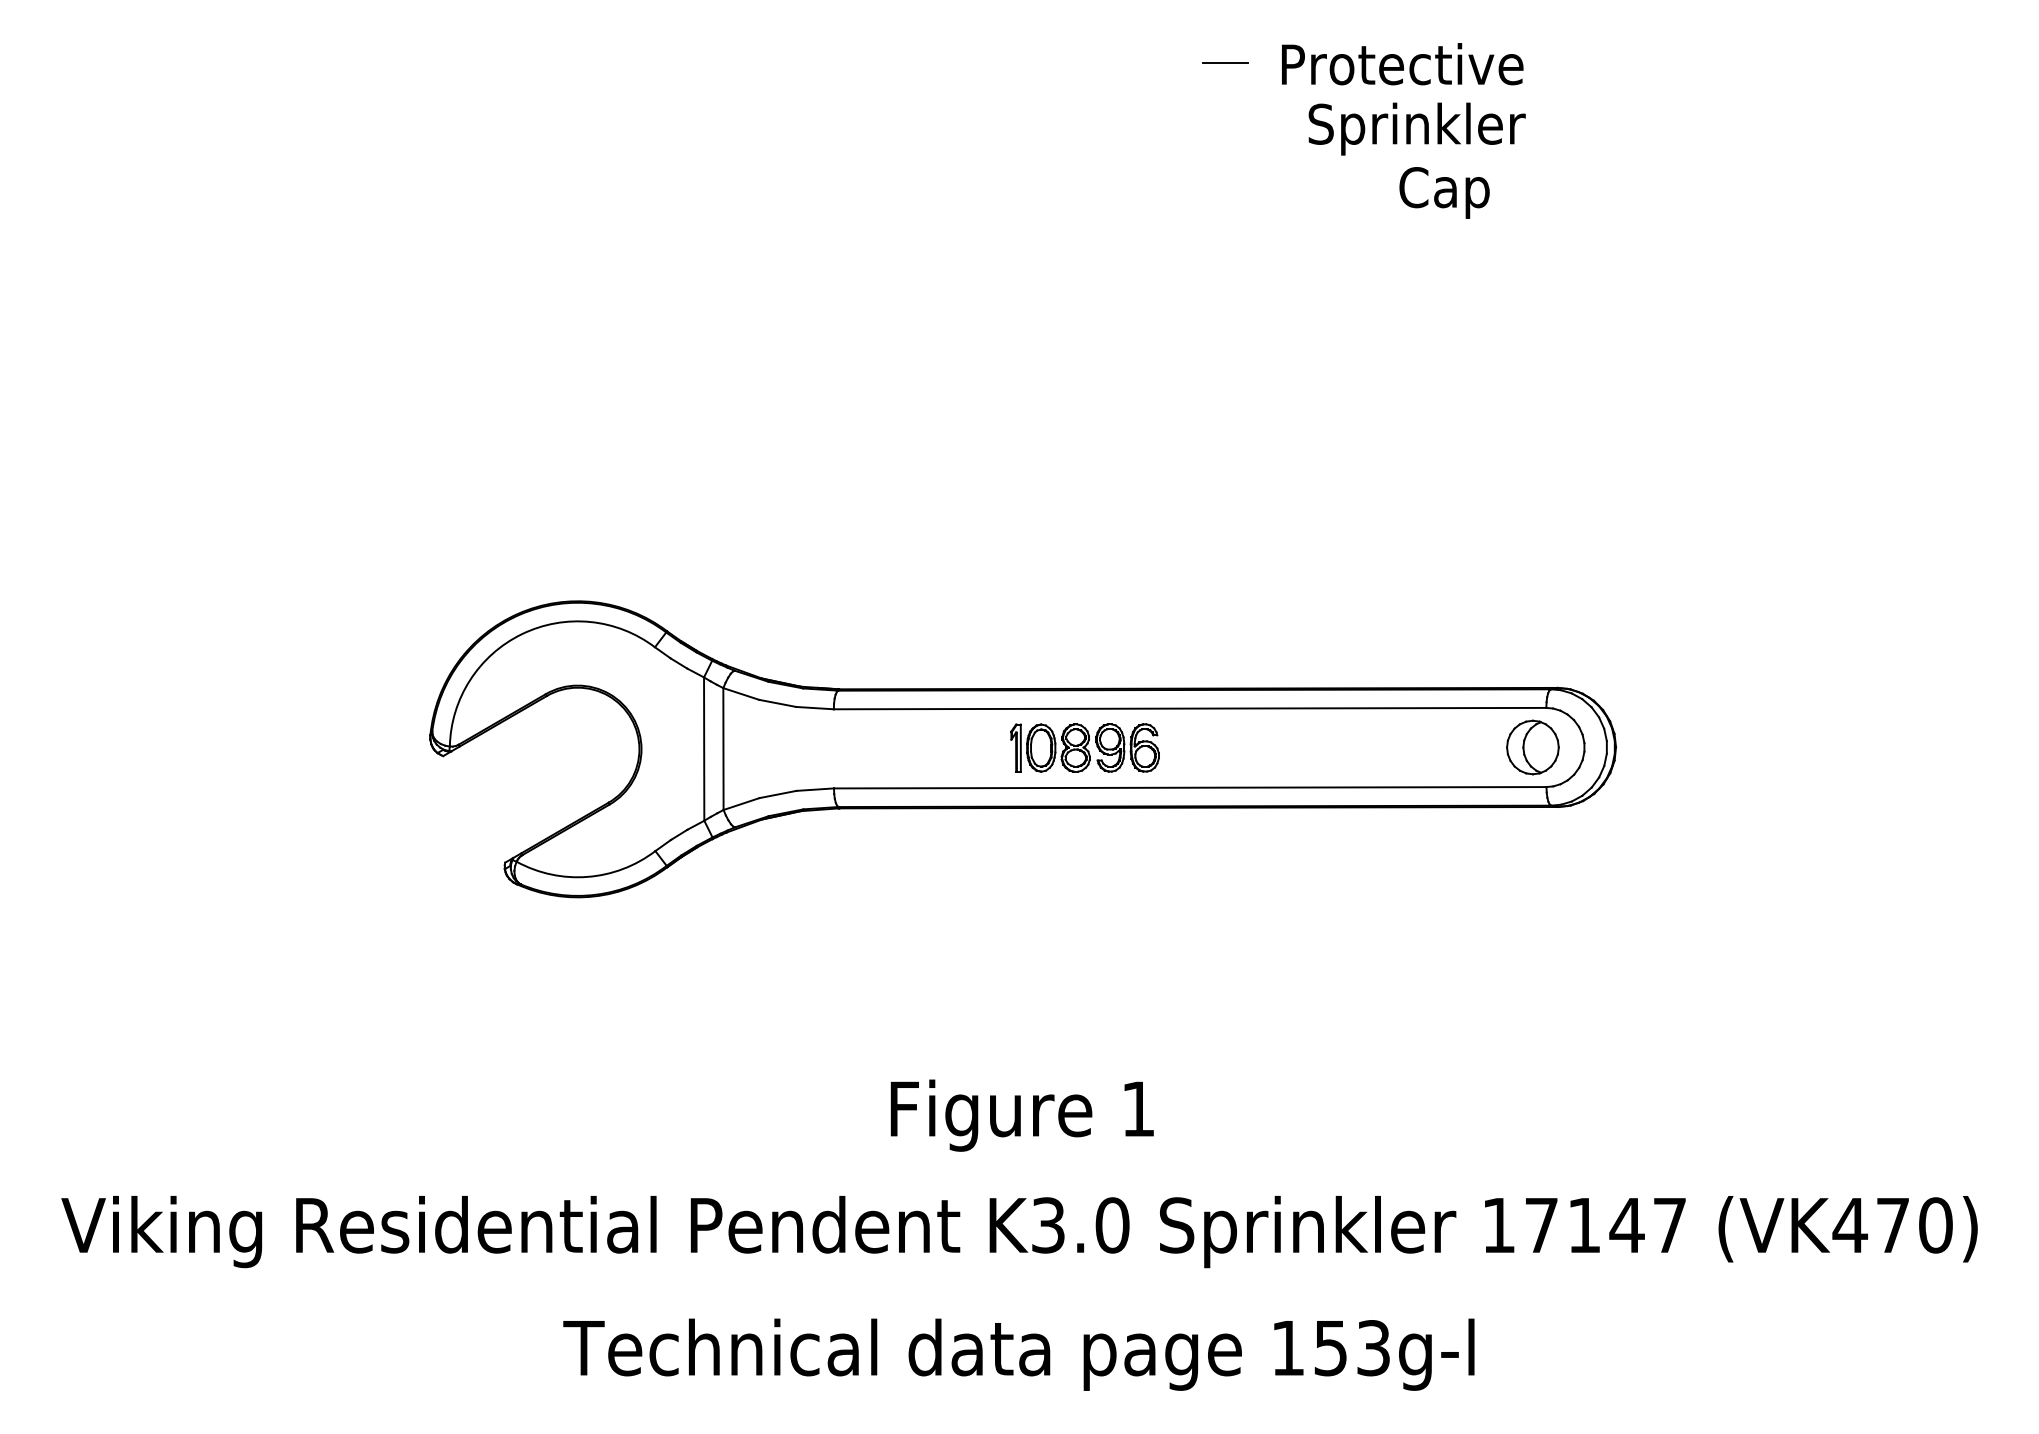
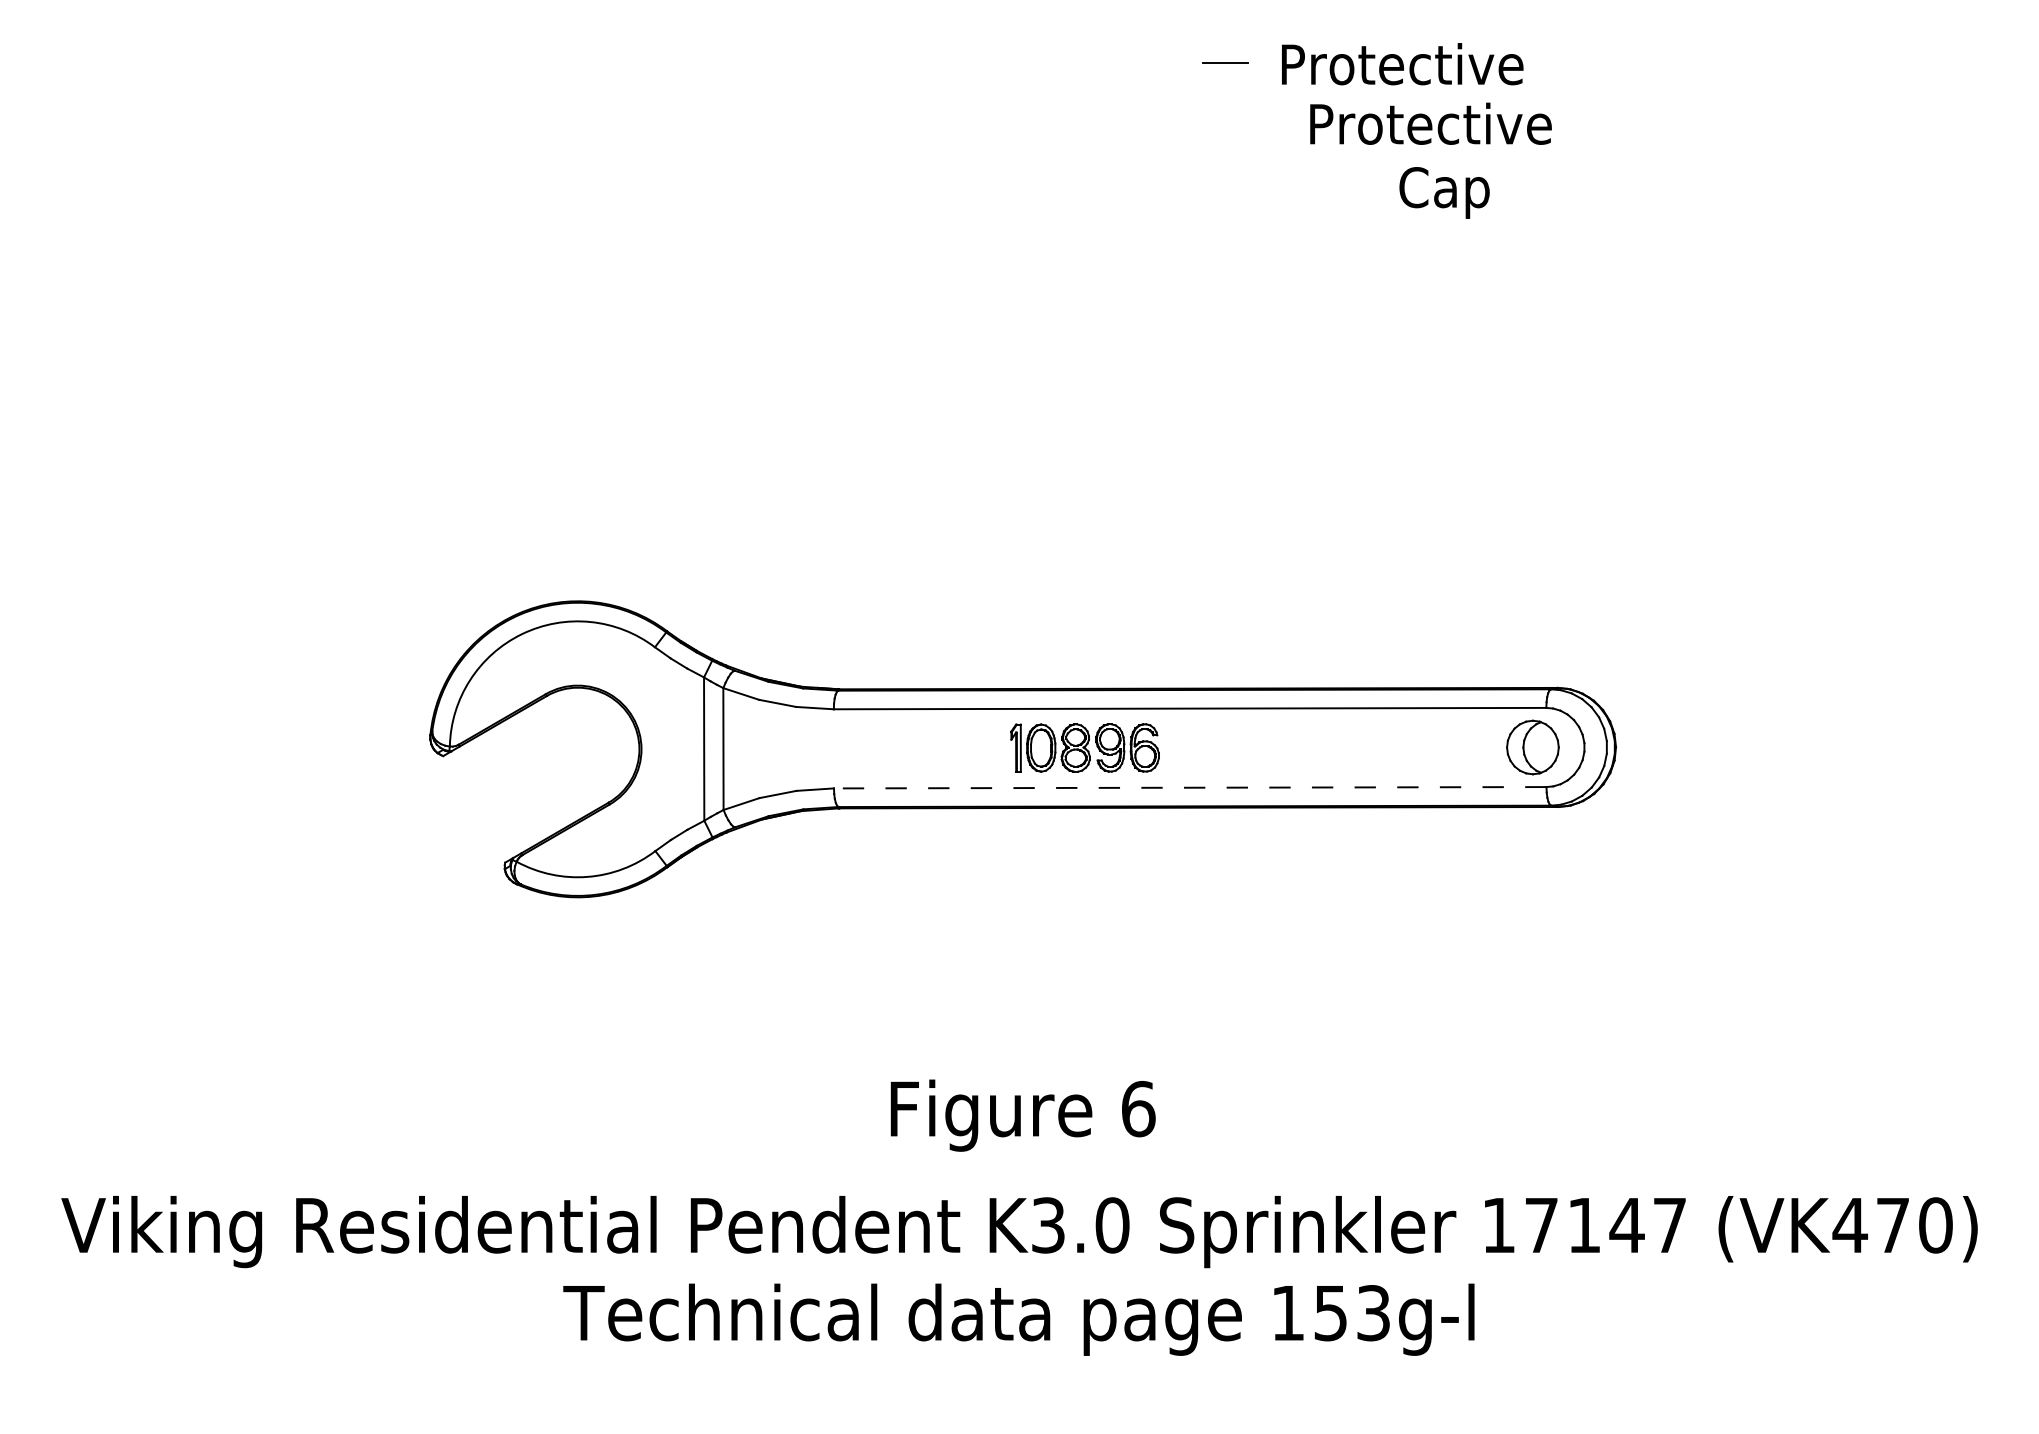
text: Sprinkler -> Protective (1429, 128)
line: solid -> dashed (1189, 787)
text: 1 -> 6 (1138, 1108)
text position: (1018, 1354) -> (1018, 1319) (1018, 1319)
